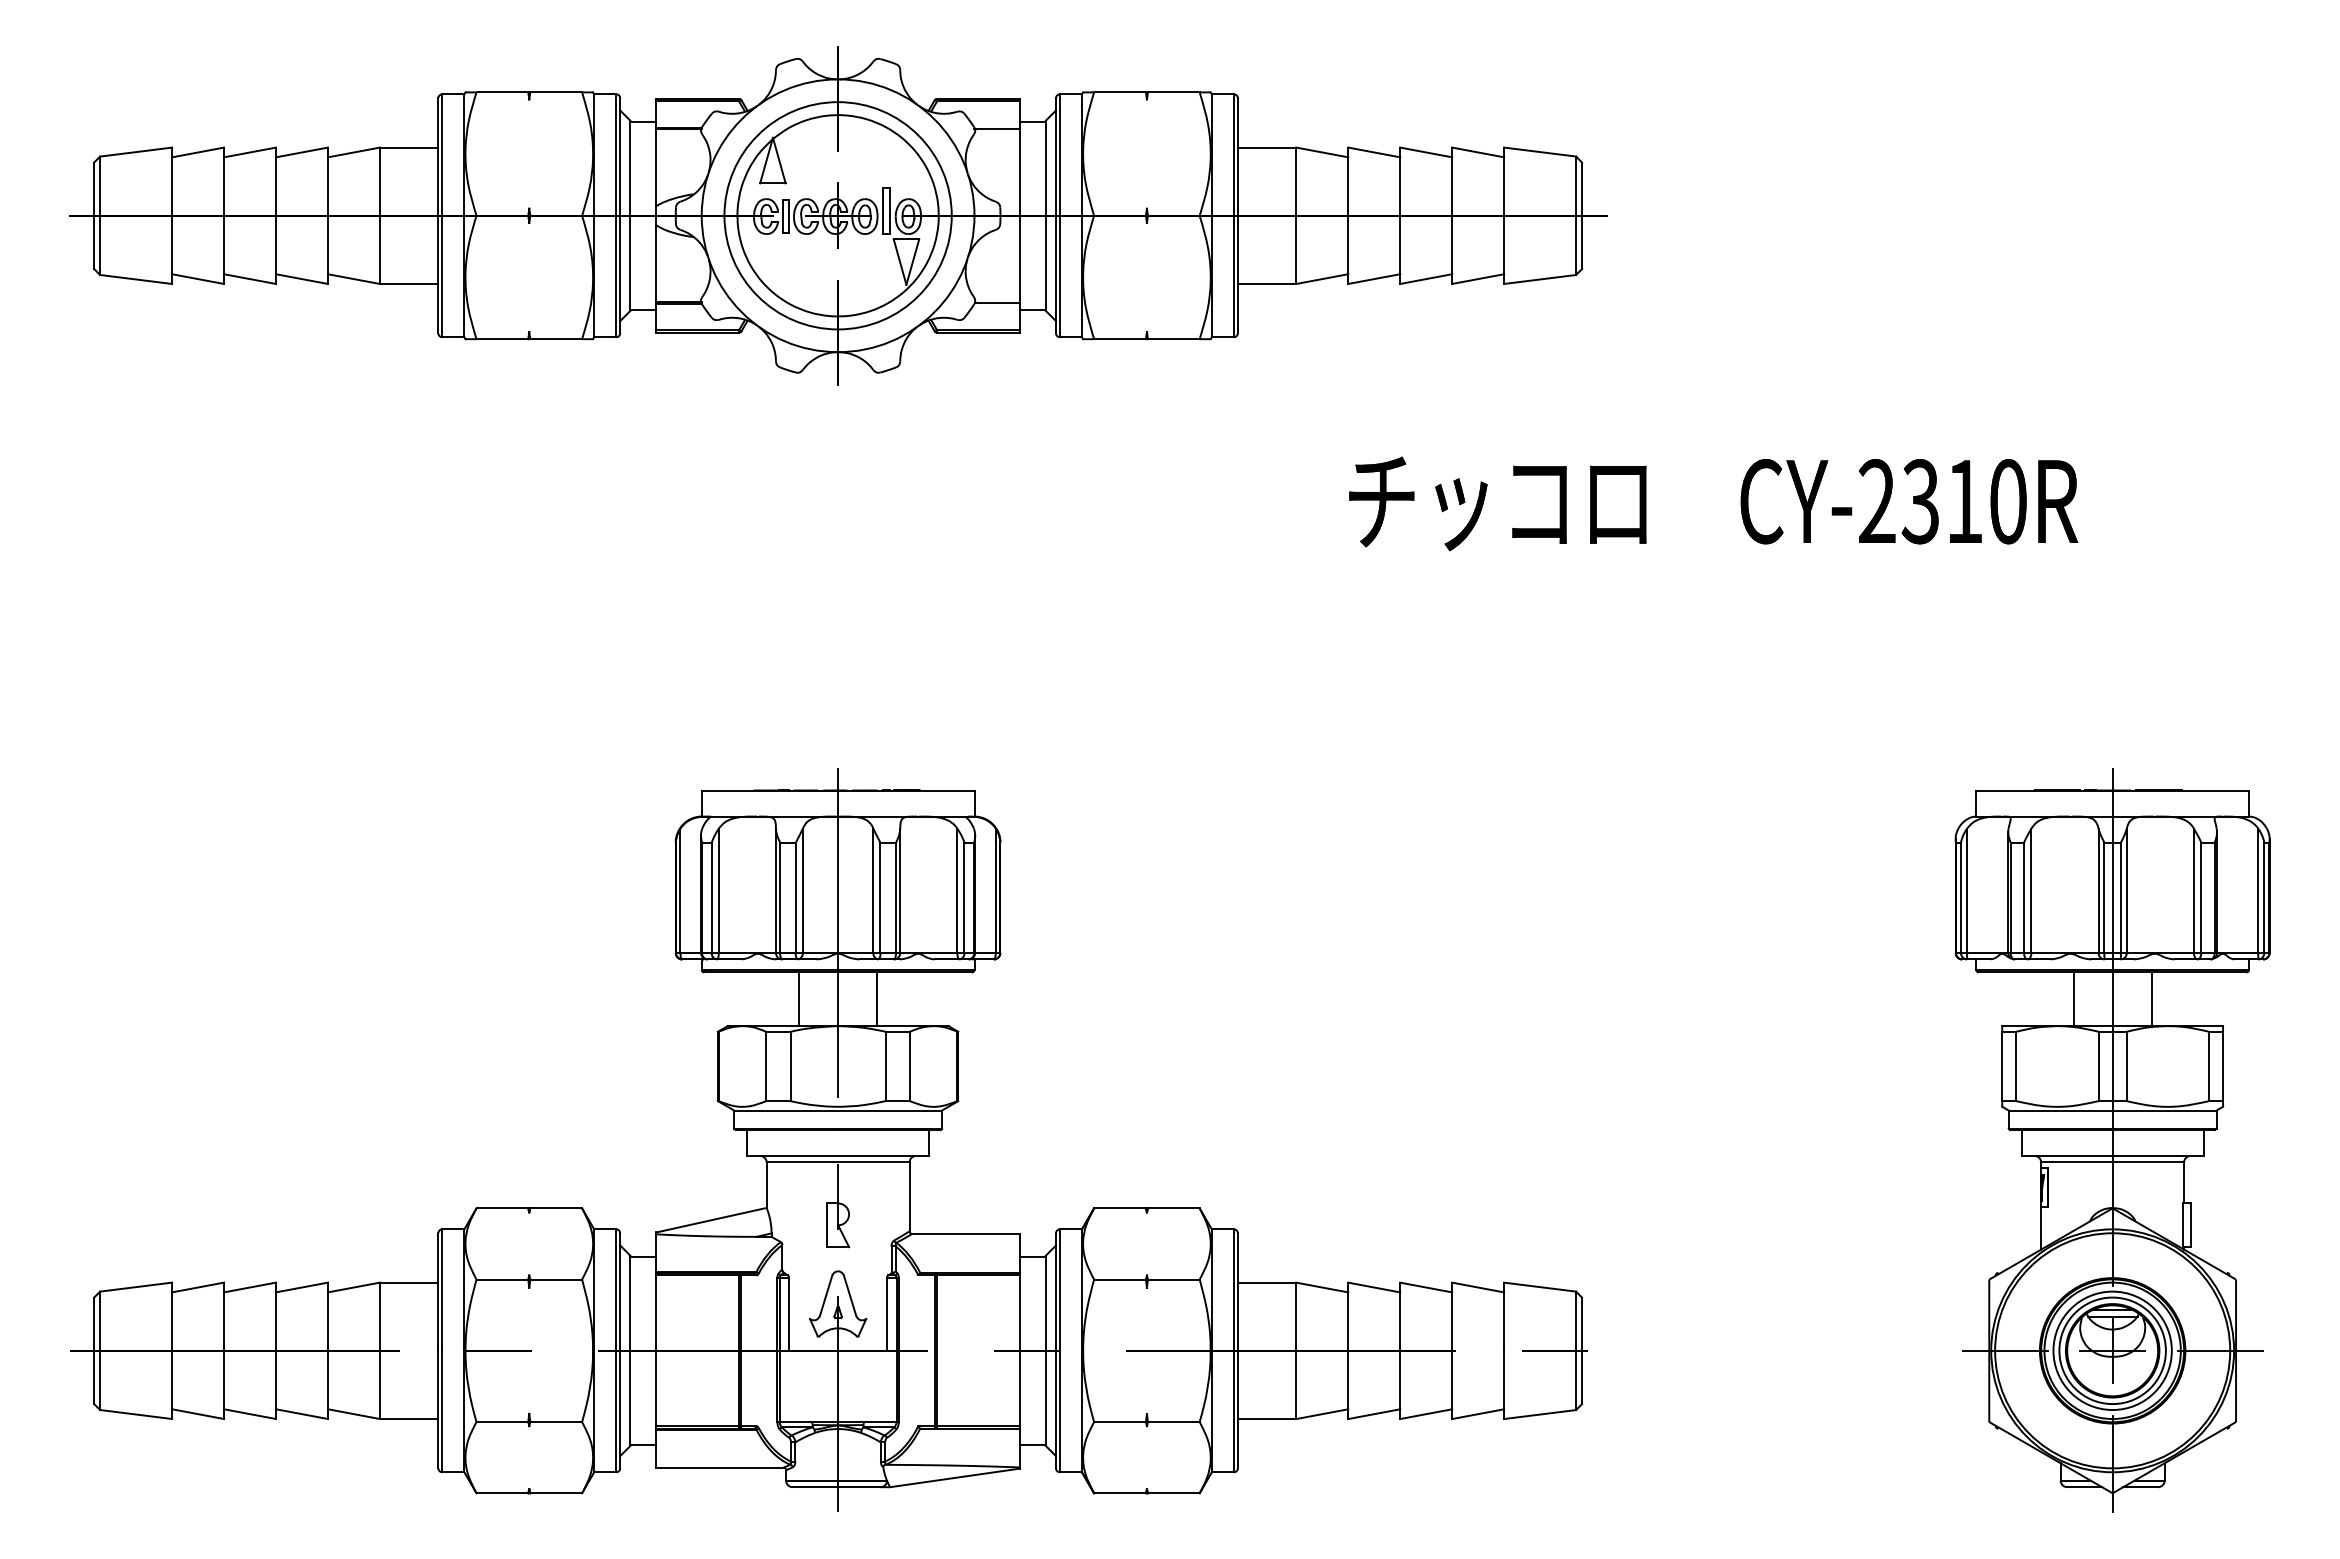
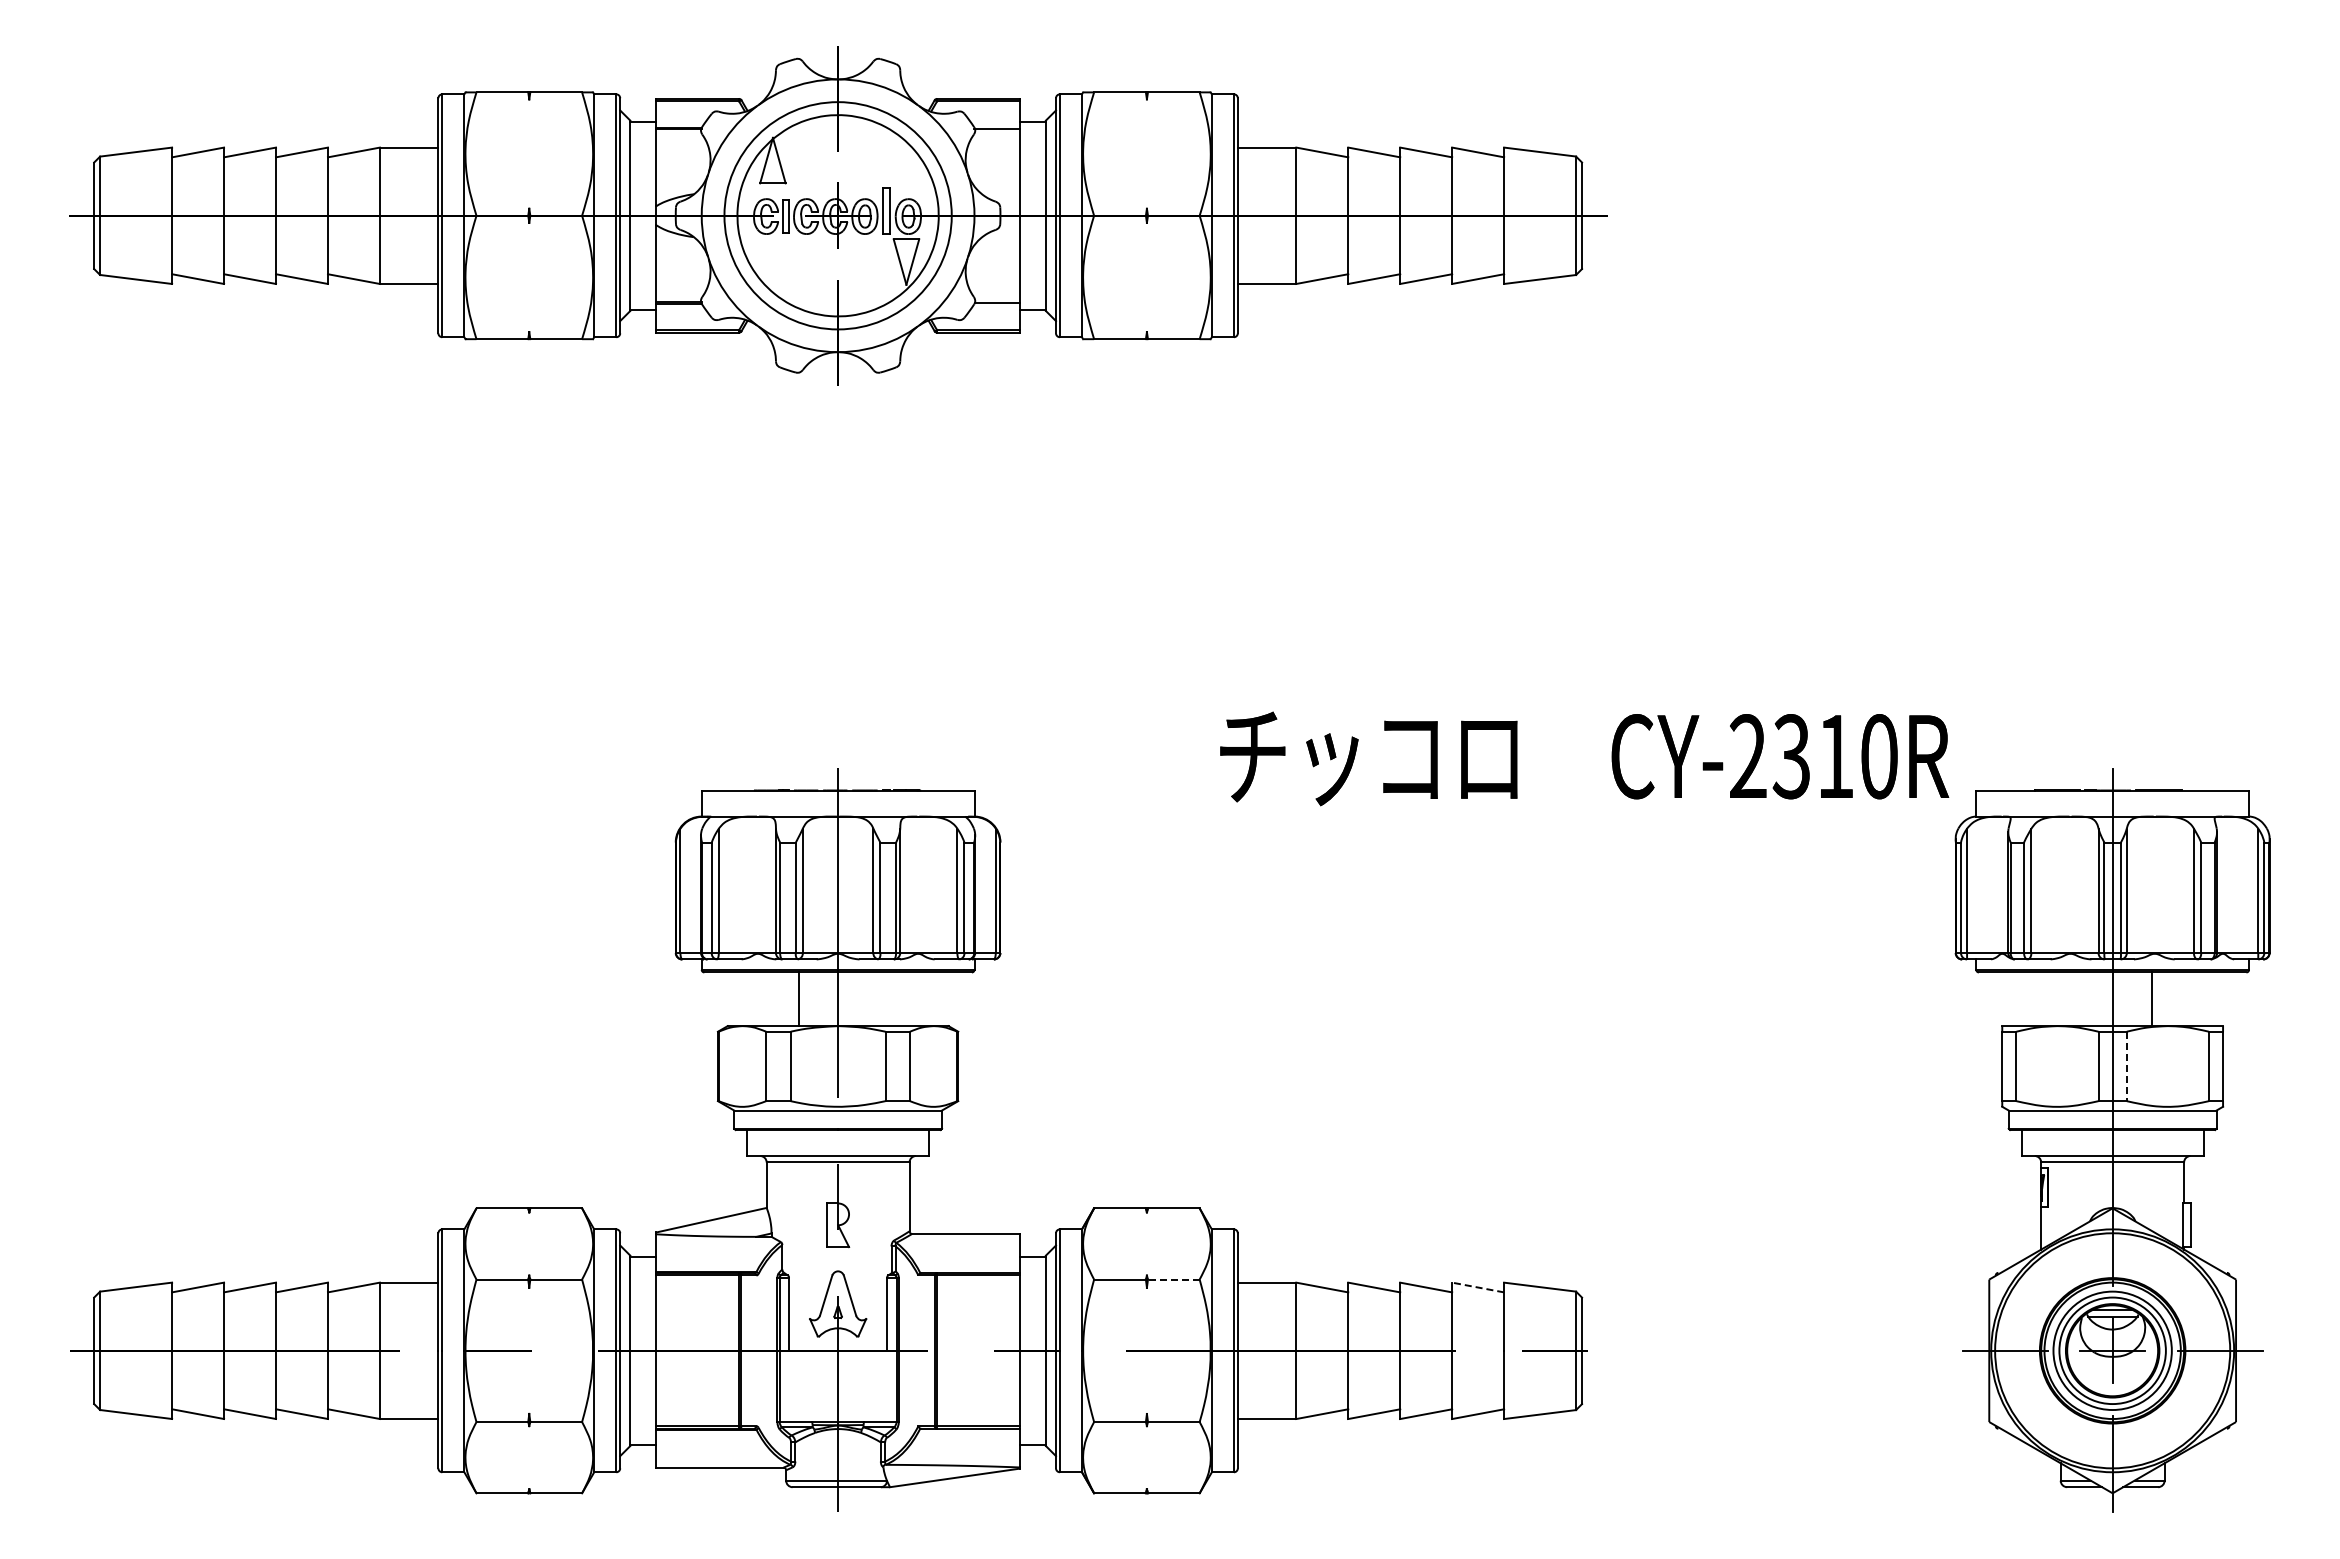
text position: (1713, 503) -> (1584, 758) (1584, 758)
line: present -> none (877, 999)
line: present -> none (2073, 999)
line: solid -> dashed (2126, 1066)
line: solid -> dashed (1173, 1279)
line: solid -> dashed (1477, 1287)
